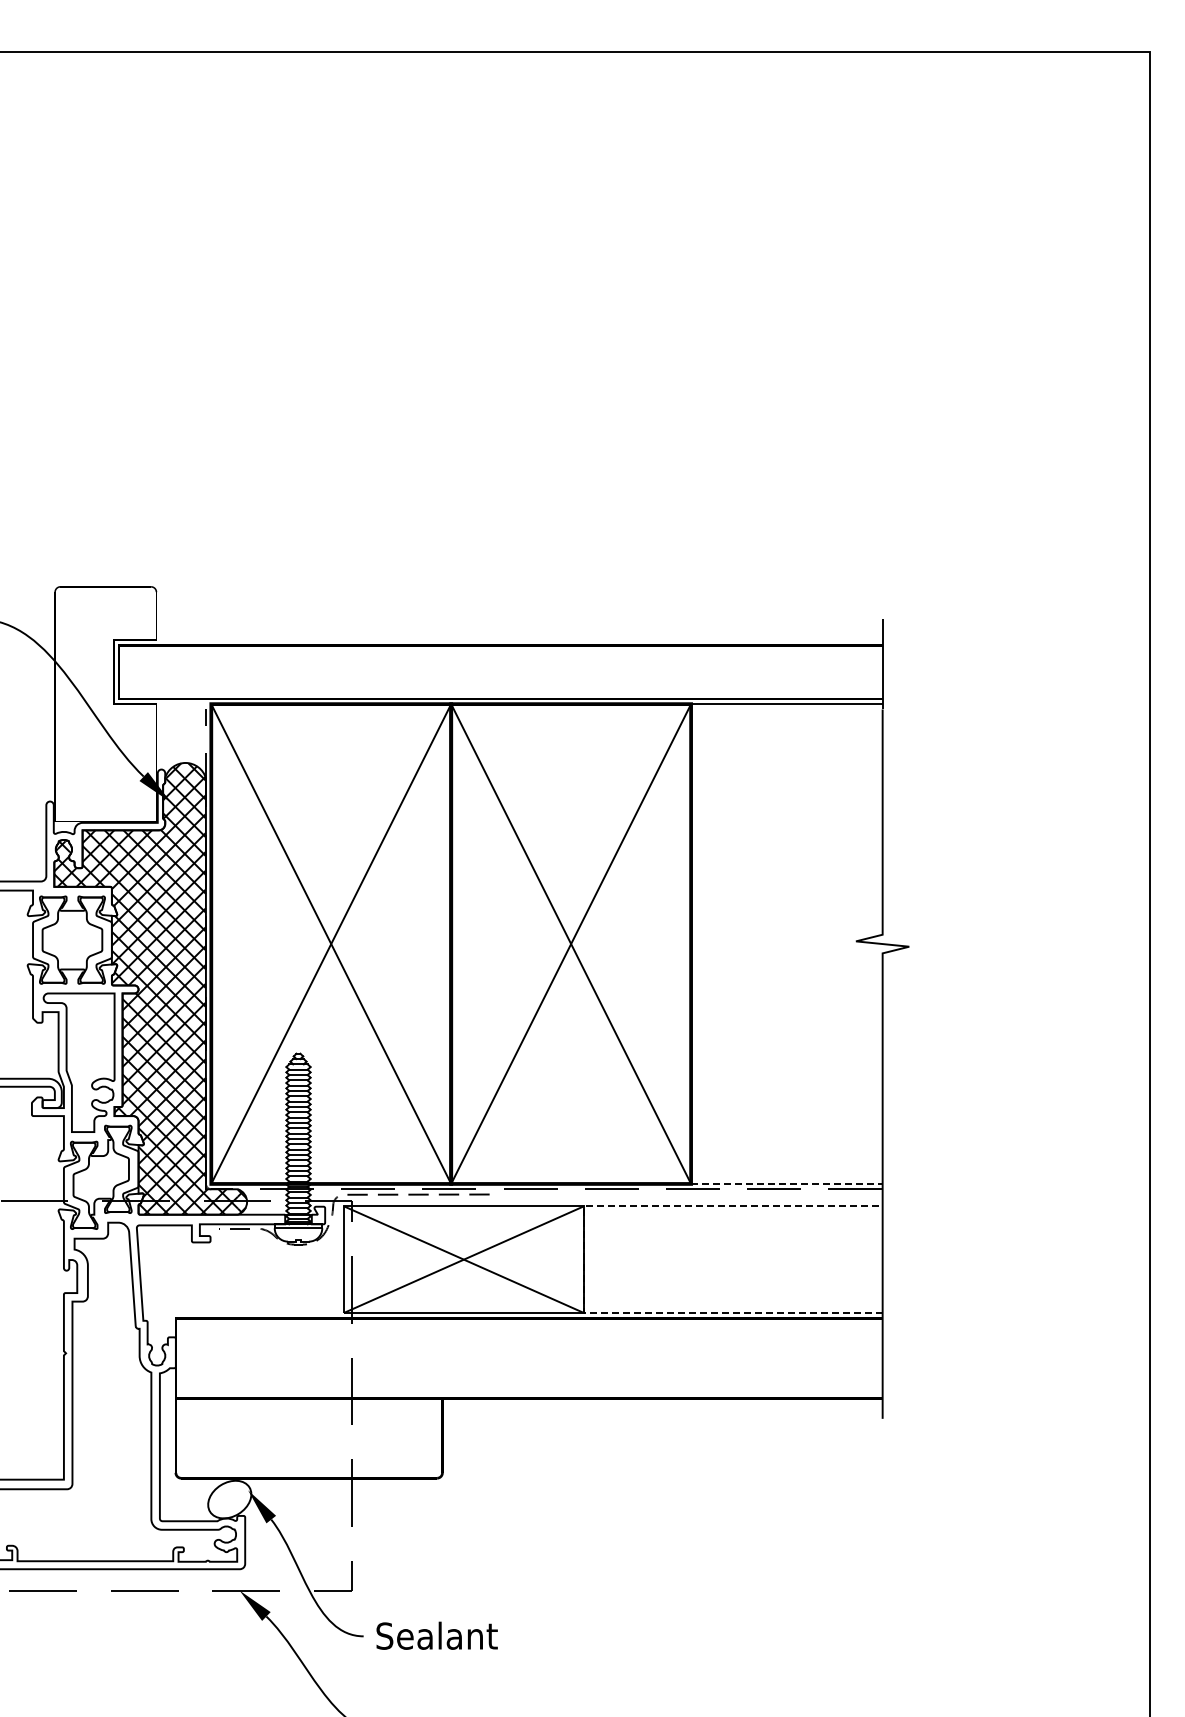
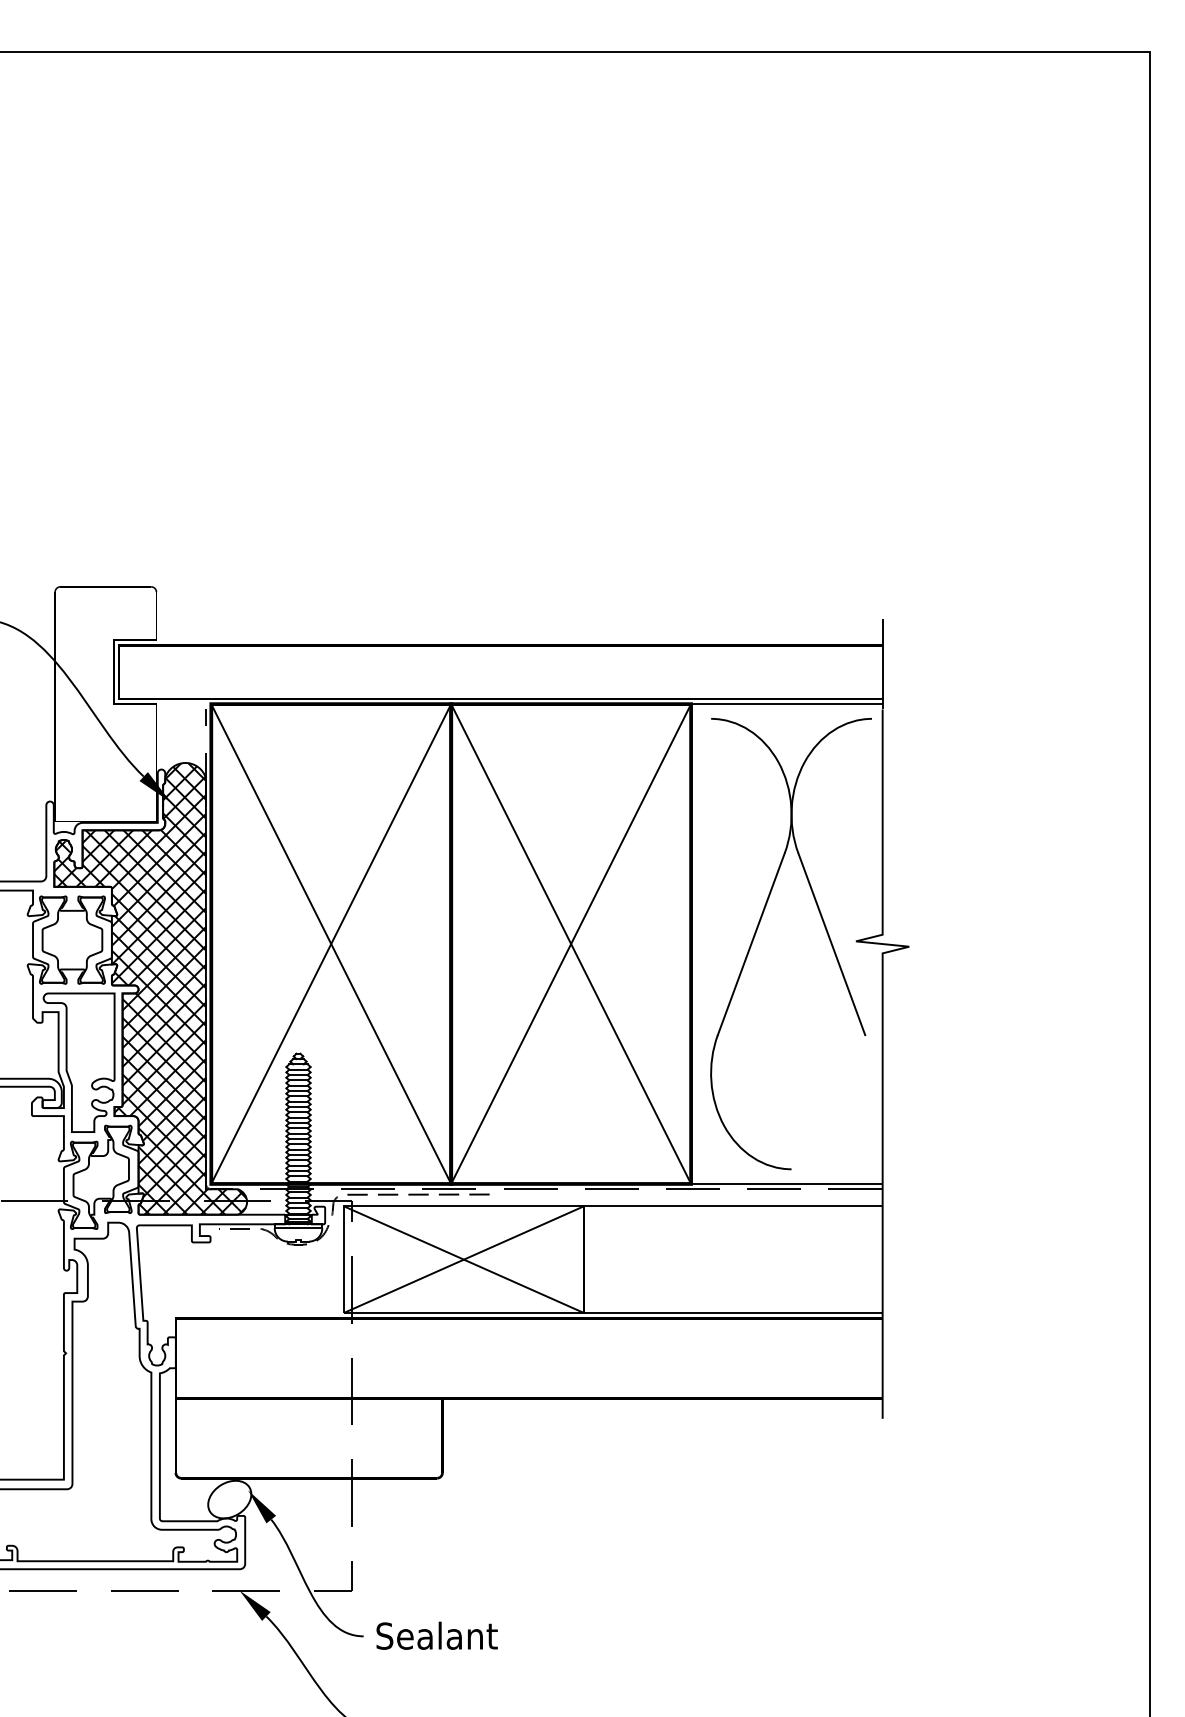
part: none -> present (756, 933)
line: dashed -> solid (786, 1183)
line: dashed -> solid (583, 1259)
